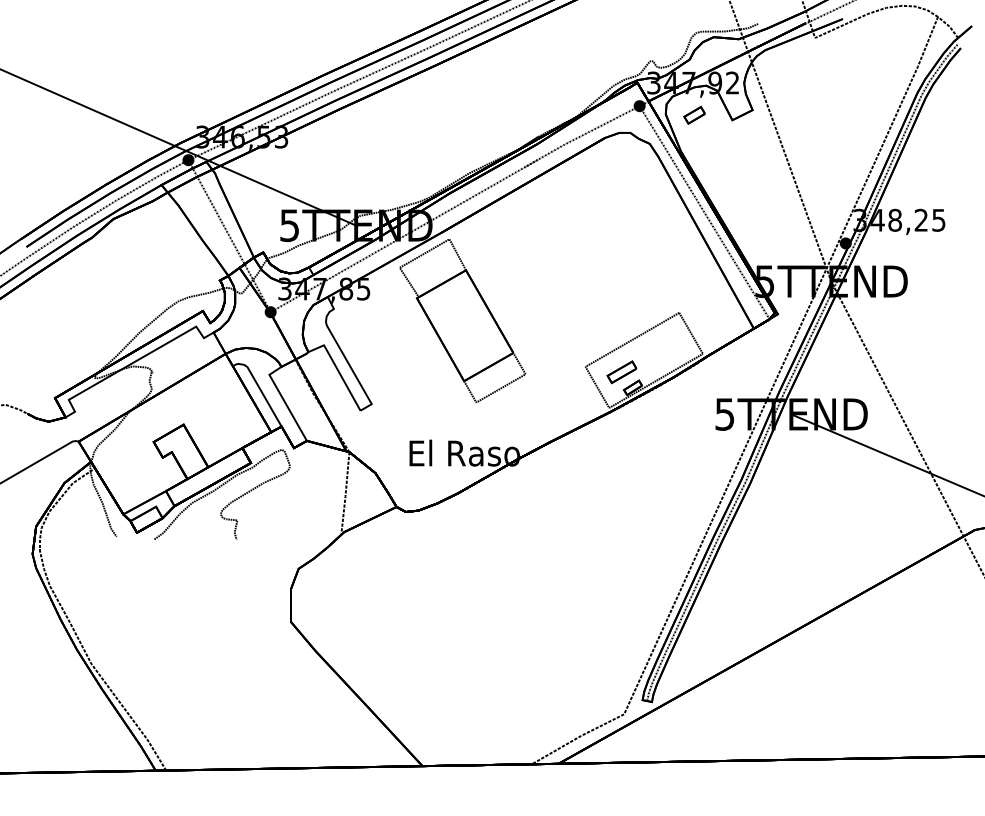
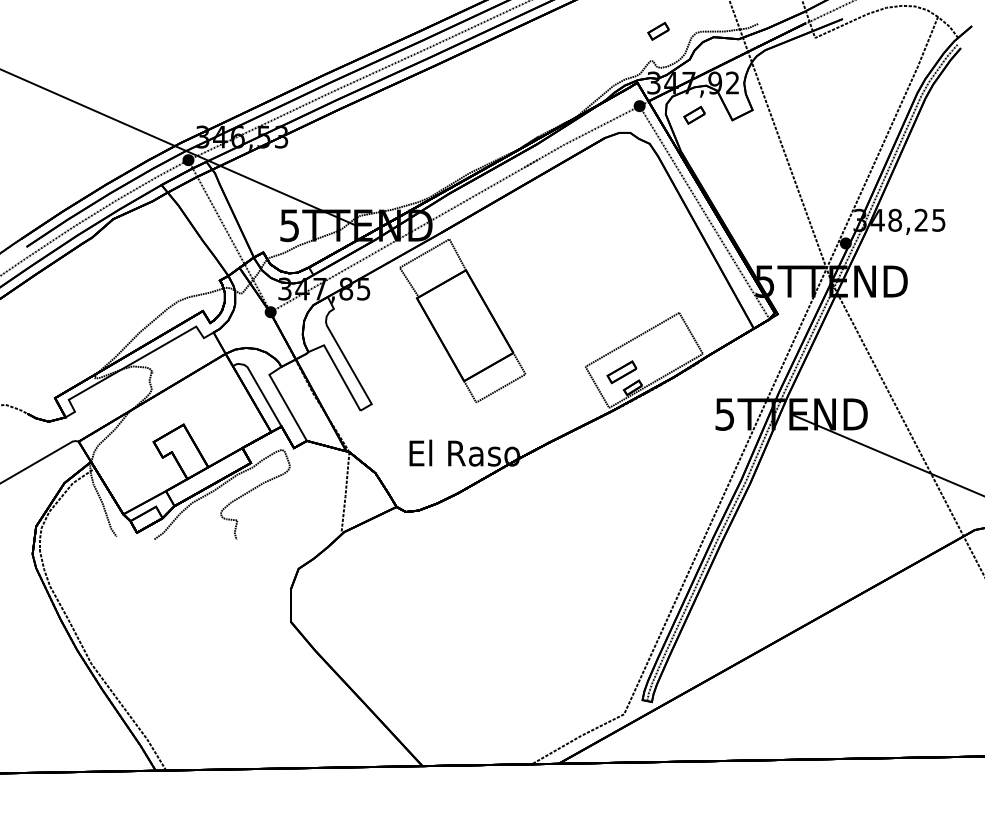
part: none -> present (658, 30)
